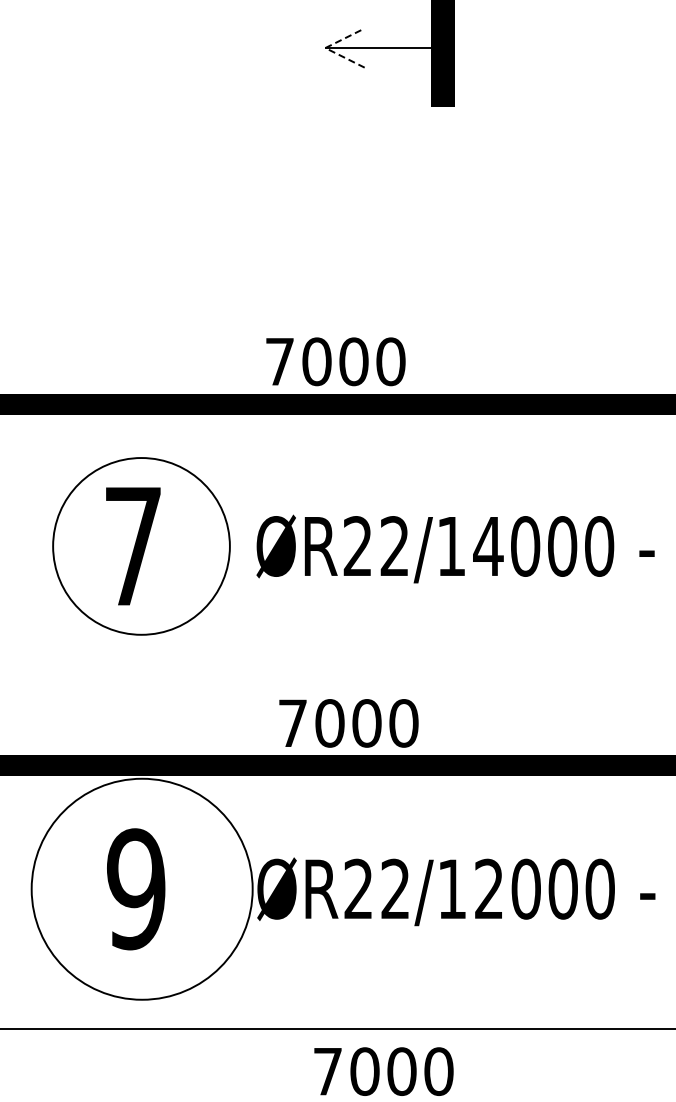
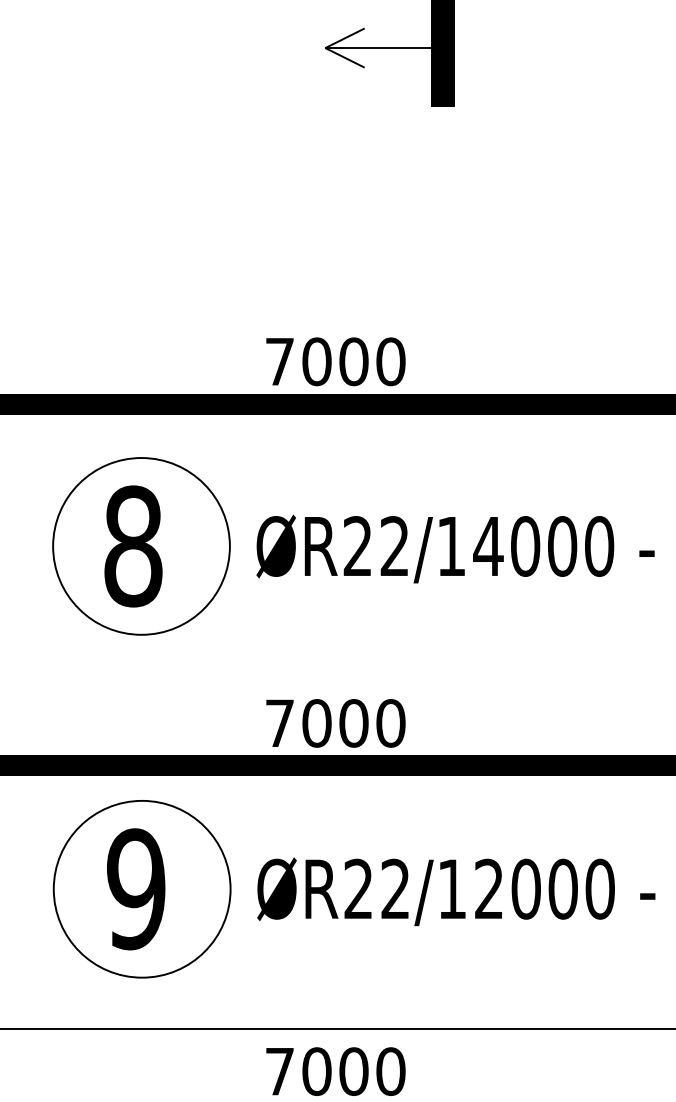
line: dashed -> solid (325, 48)
text: 7 -> 8 (133, 546)
text position: (348, 723) -> (335, 723) (335, 723)
circle diameter: 221 px -> 177 px (141, 888)
text position: (383, 1071) -> (335, 1071) (335, 1071)
